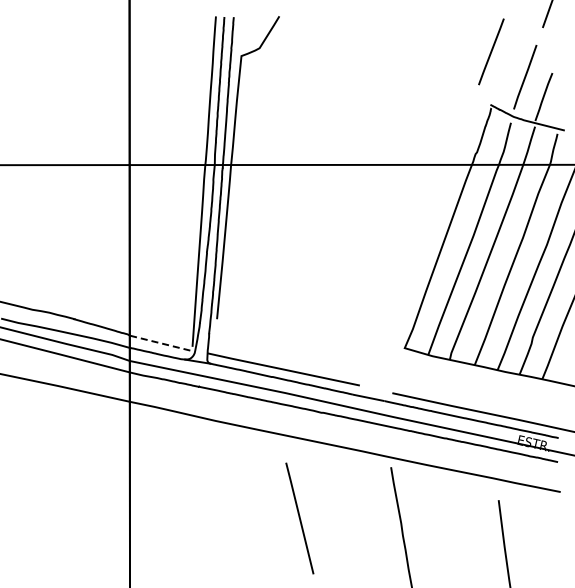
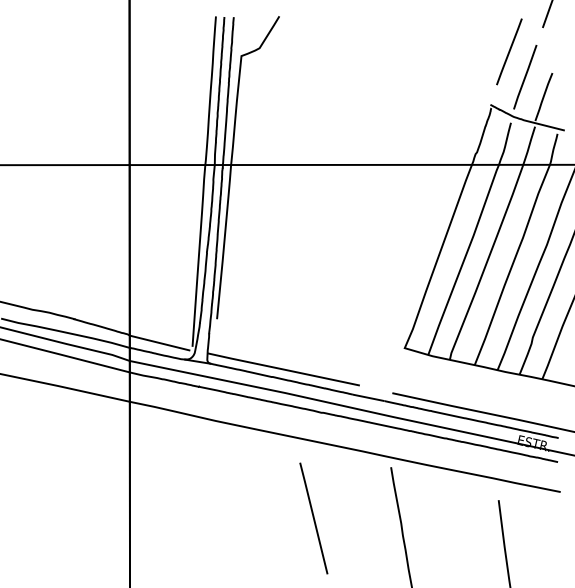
line position: (491, 51) -> (509, 51) (509, 51)
line: dashed -> solid (159, 343)
line position: (299, 518) -> (313, 518) (313, 518)
